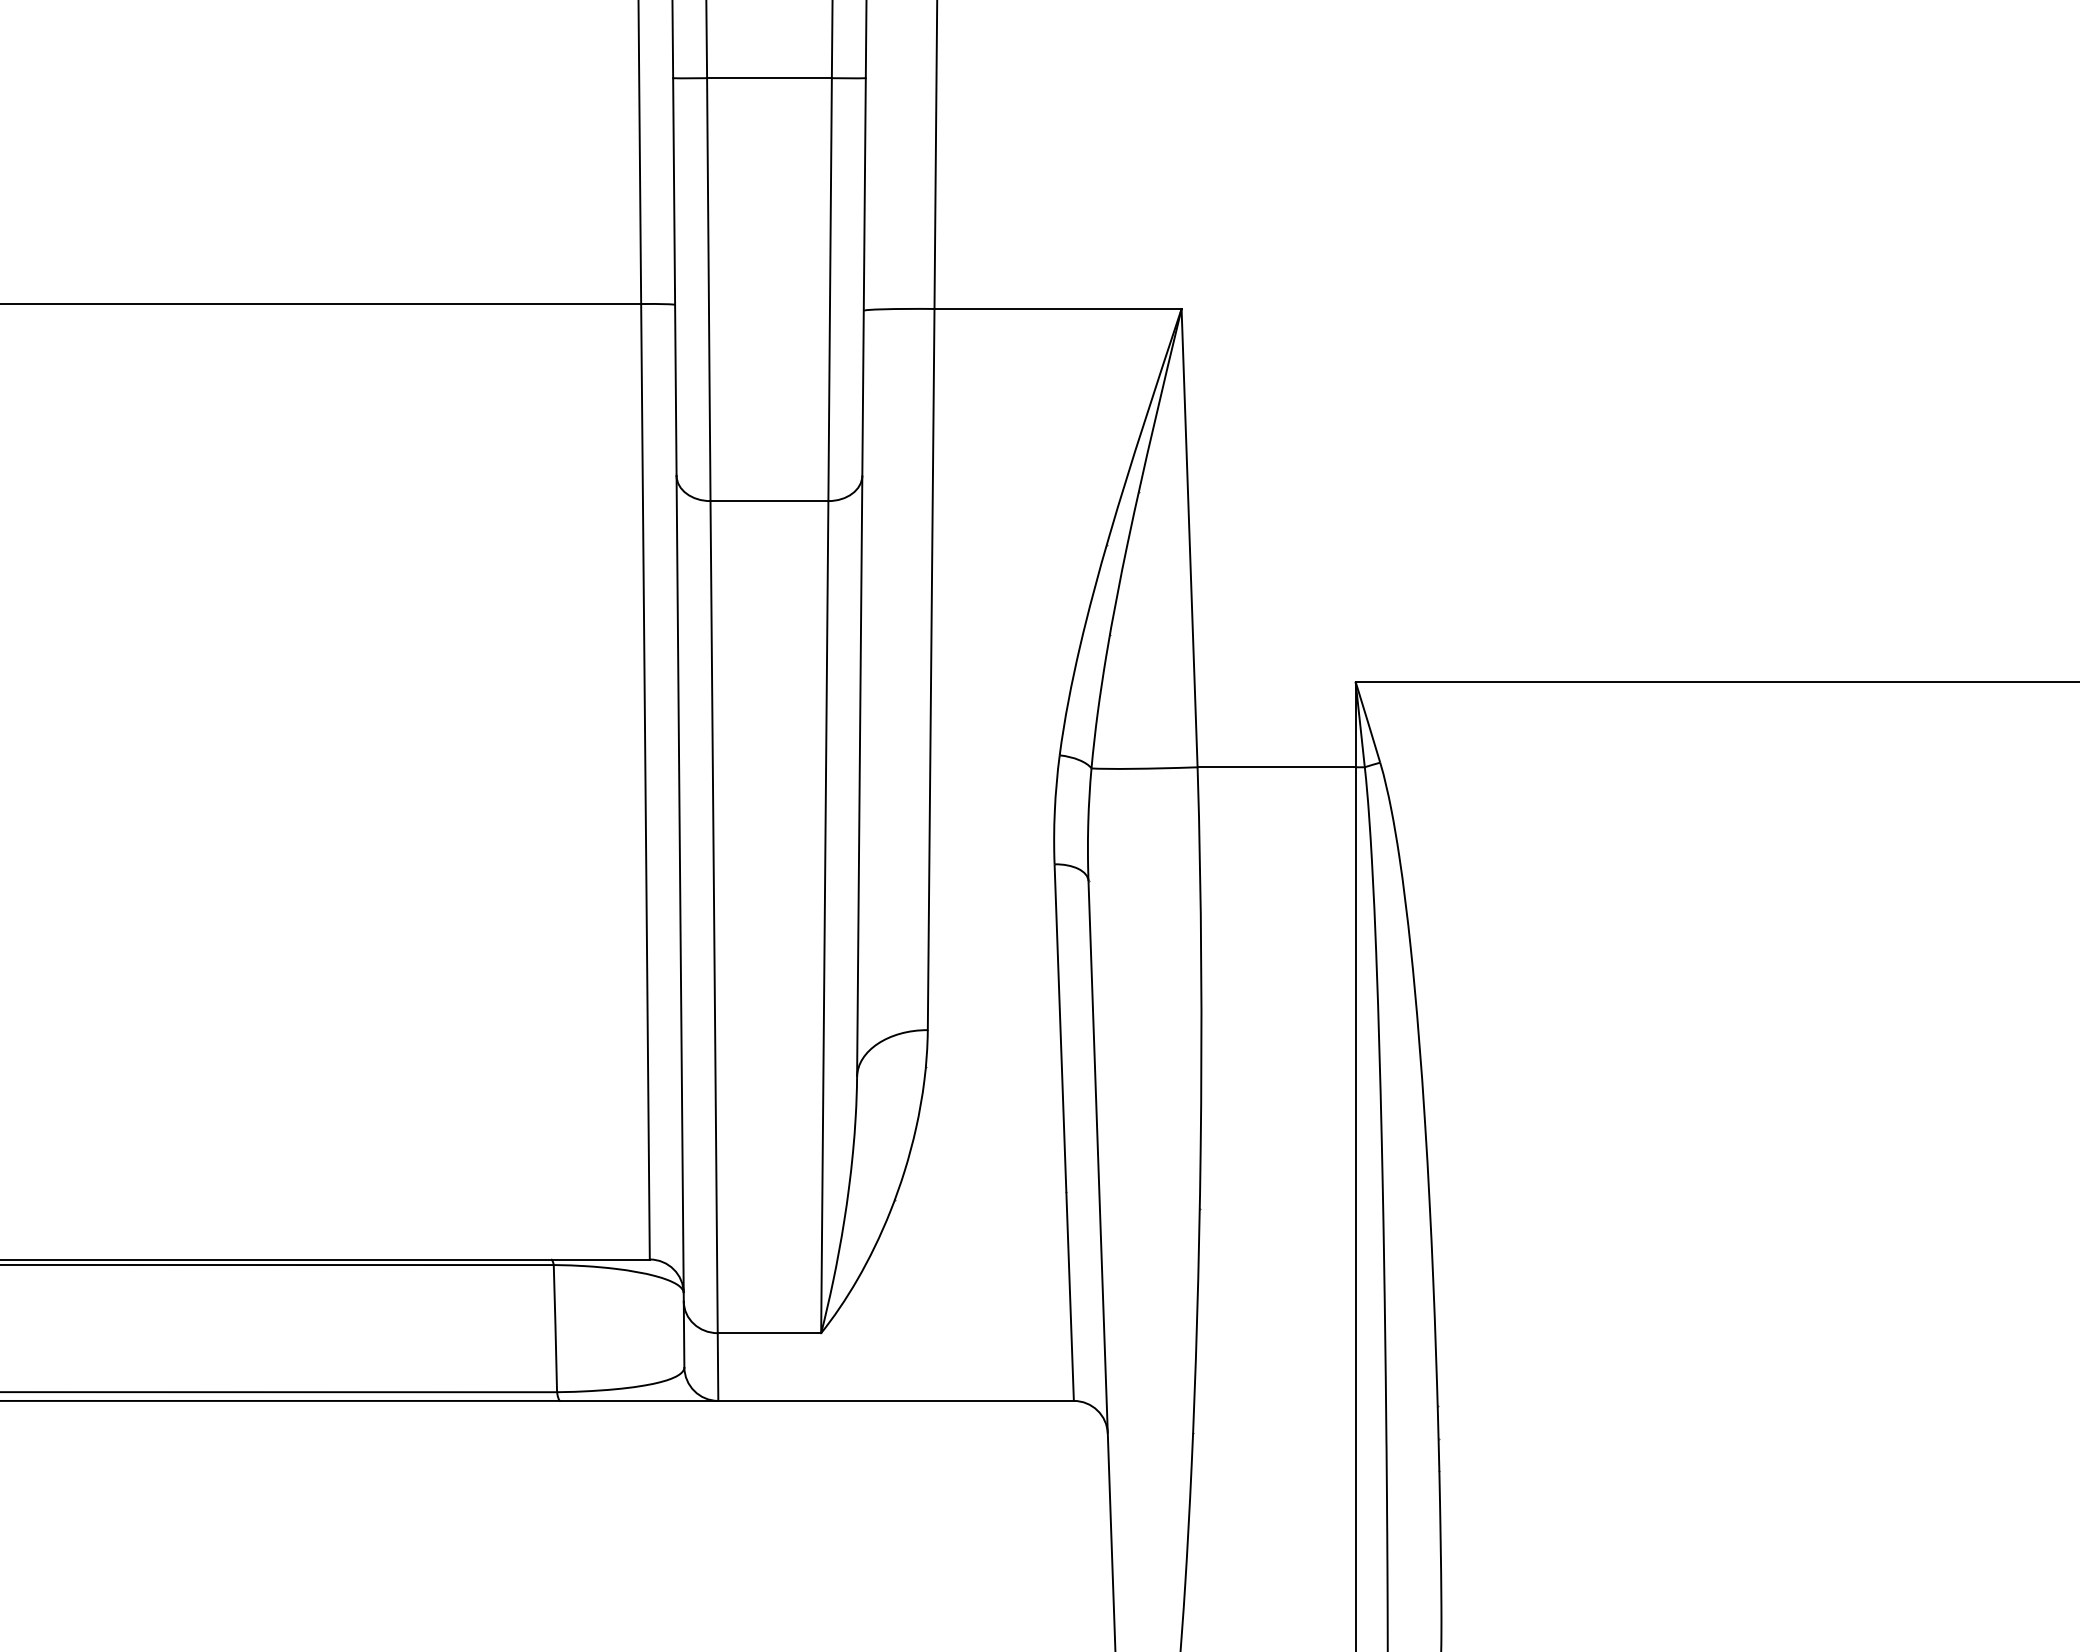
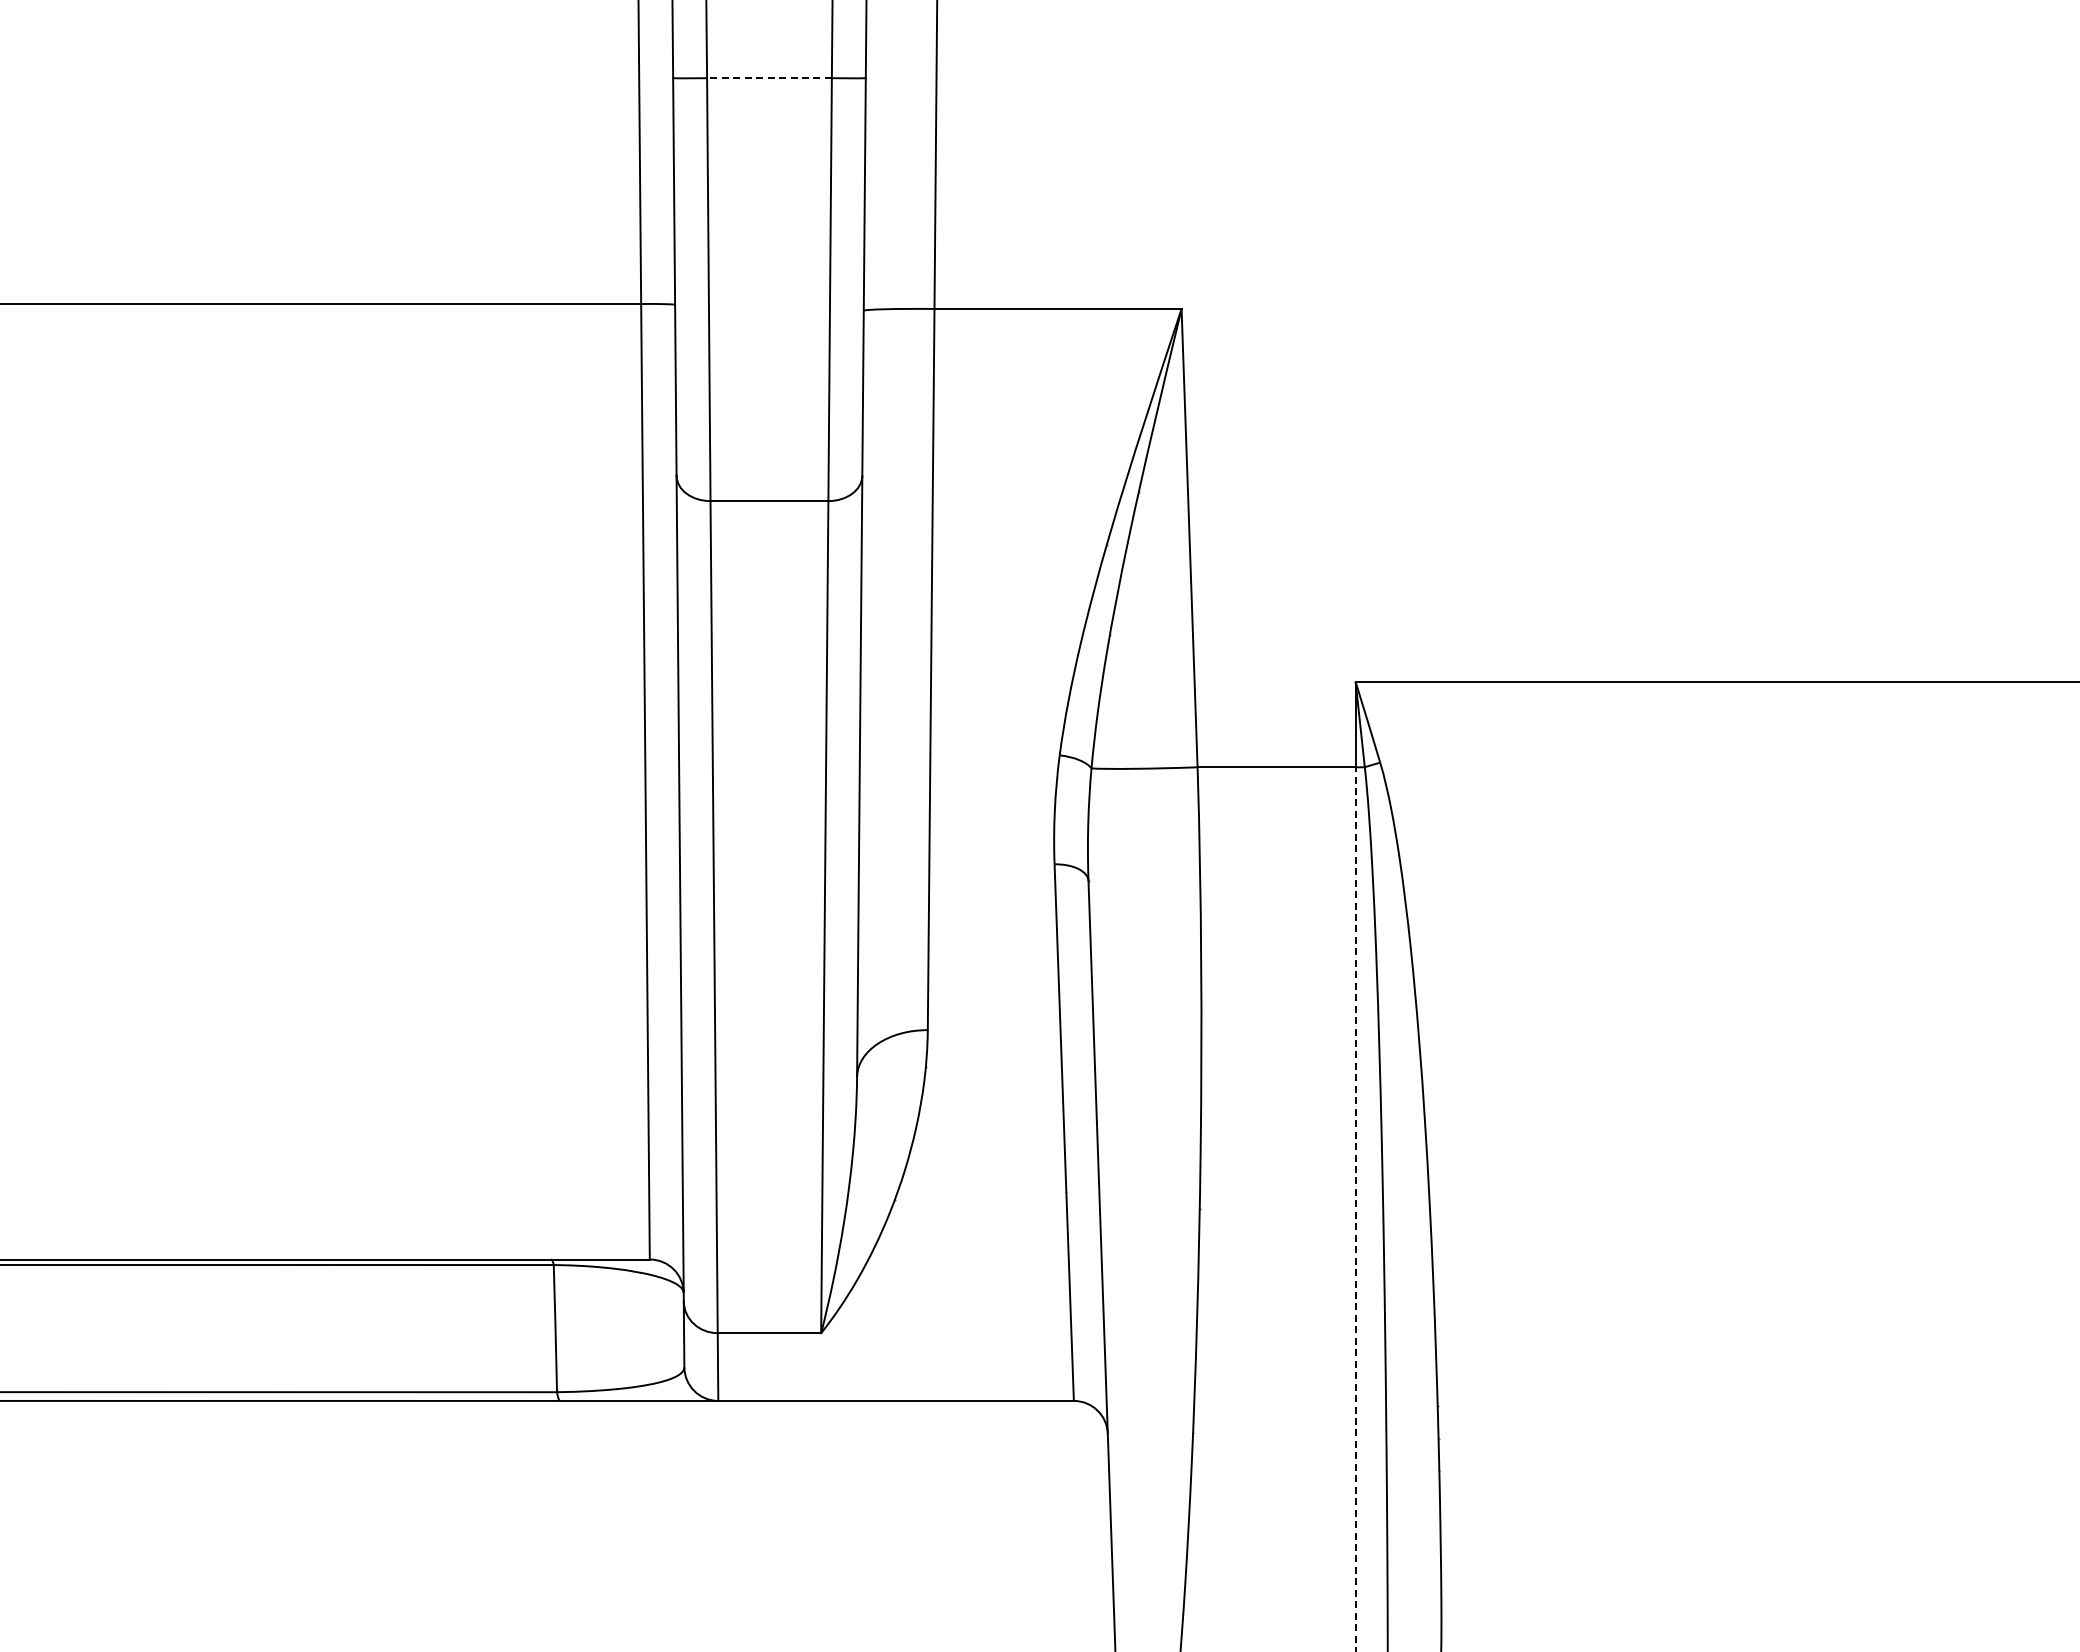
line: solid -> dashed (768, 78)
line: solid -> dashed (1355, 1209)
